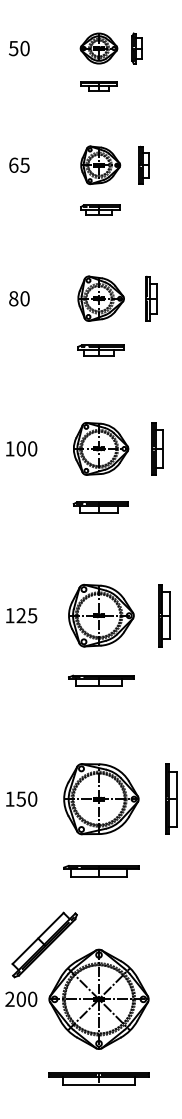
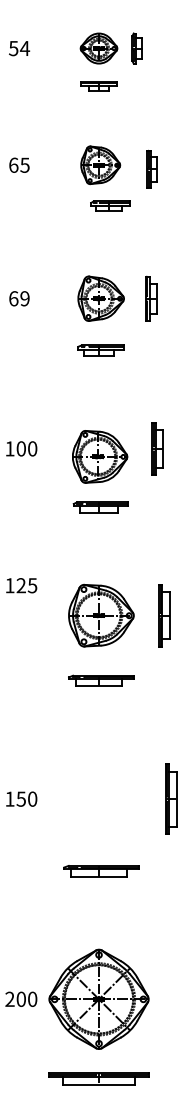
text: 50 -> 54 (24, 48)
part position: (143, 164) -> (151, 168) (151, 168)
part position: (100, 209) -> (110, 205) (110, 205)
text: 80 -> 69 (19, 298)
part position: (101, 448) -> (100, 456) (100, 456)
text position: (21, 615) -> (21, 585) (21, 585)
part: present -> none (101, 799)
part: present -> none (44, 944)
